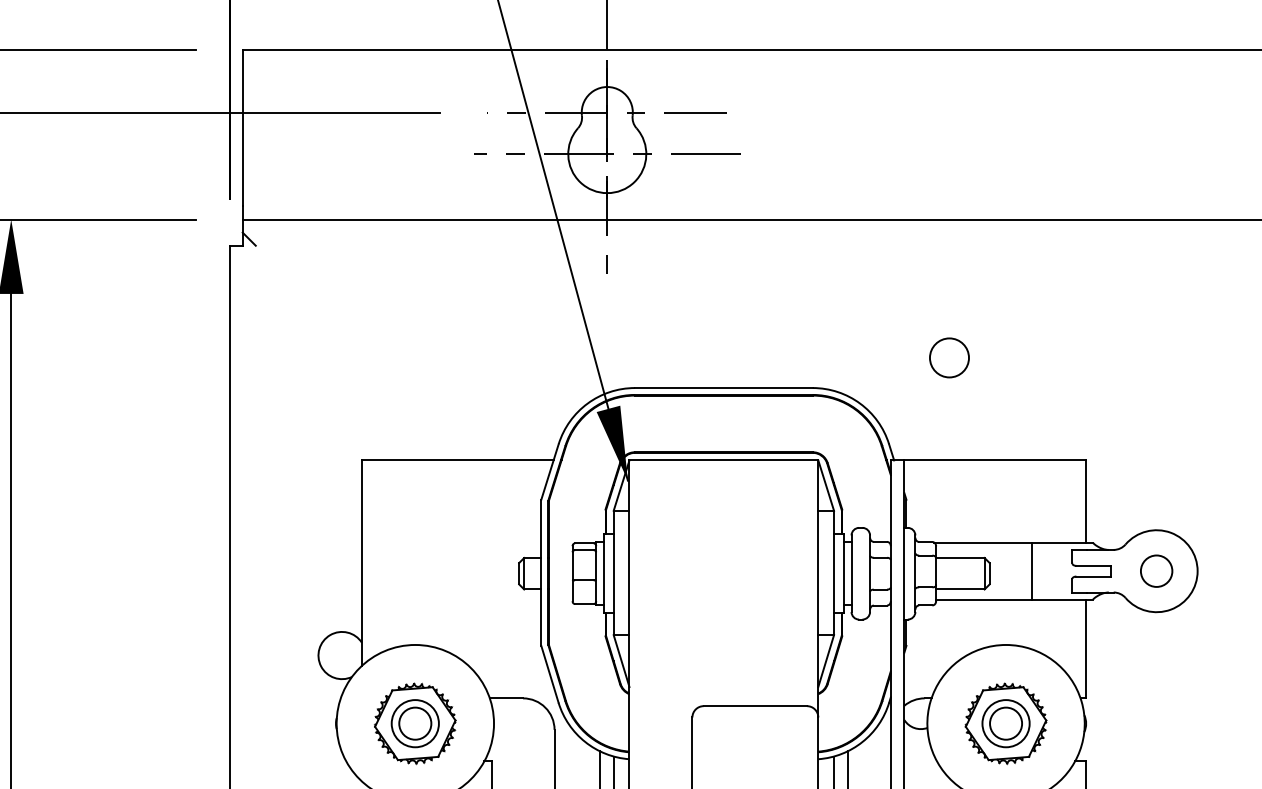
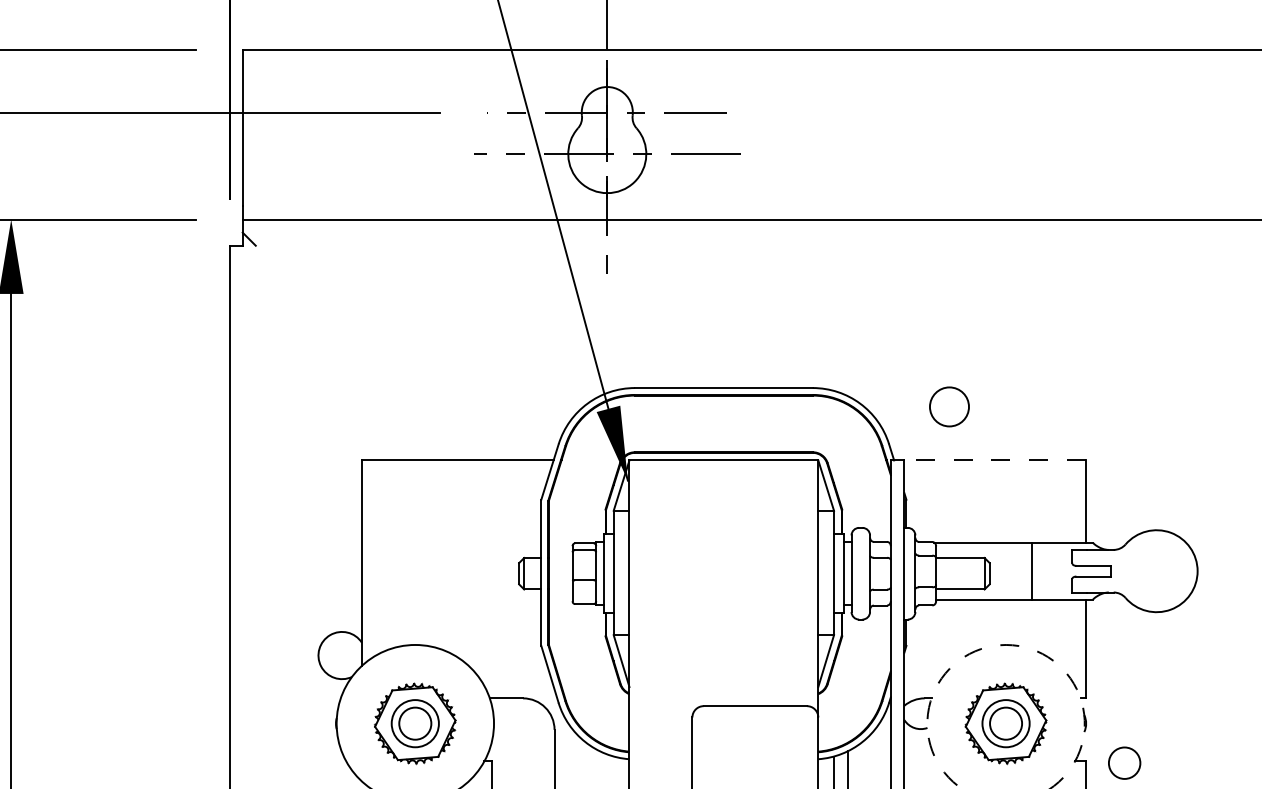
circle position: (949, 357) -> (949, 406) (949, 406)
line: solid -> dashed (995, 460)
circle position: (1156, 570) -> (1124, 762) (1124, 762)
arc: solid -> dashed (1006, 644)
line: present -> none (599, 768)
line: present -> none (613, 770)
